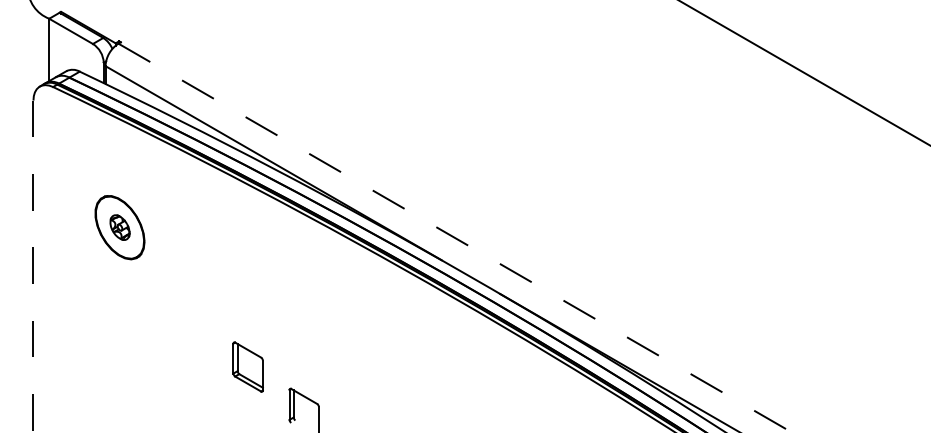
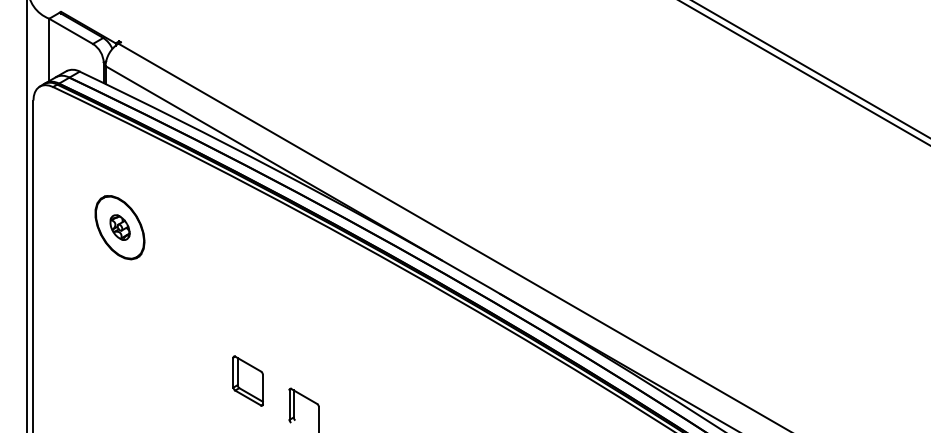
line: none -> present (810, 69)
line: none -> present (27, 215)
line: dashed -> solid (455, 238)
line: dashed -> solid (33, 266)
part position: (247, 366) -> (247, 380) (247, 380)
